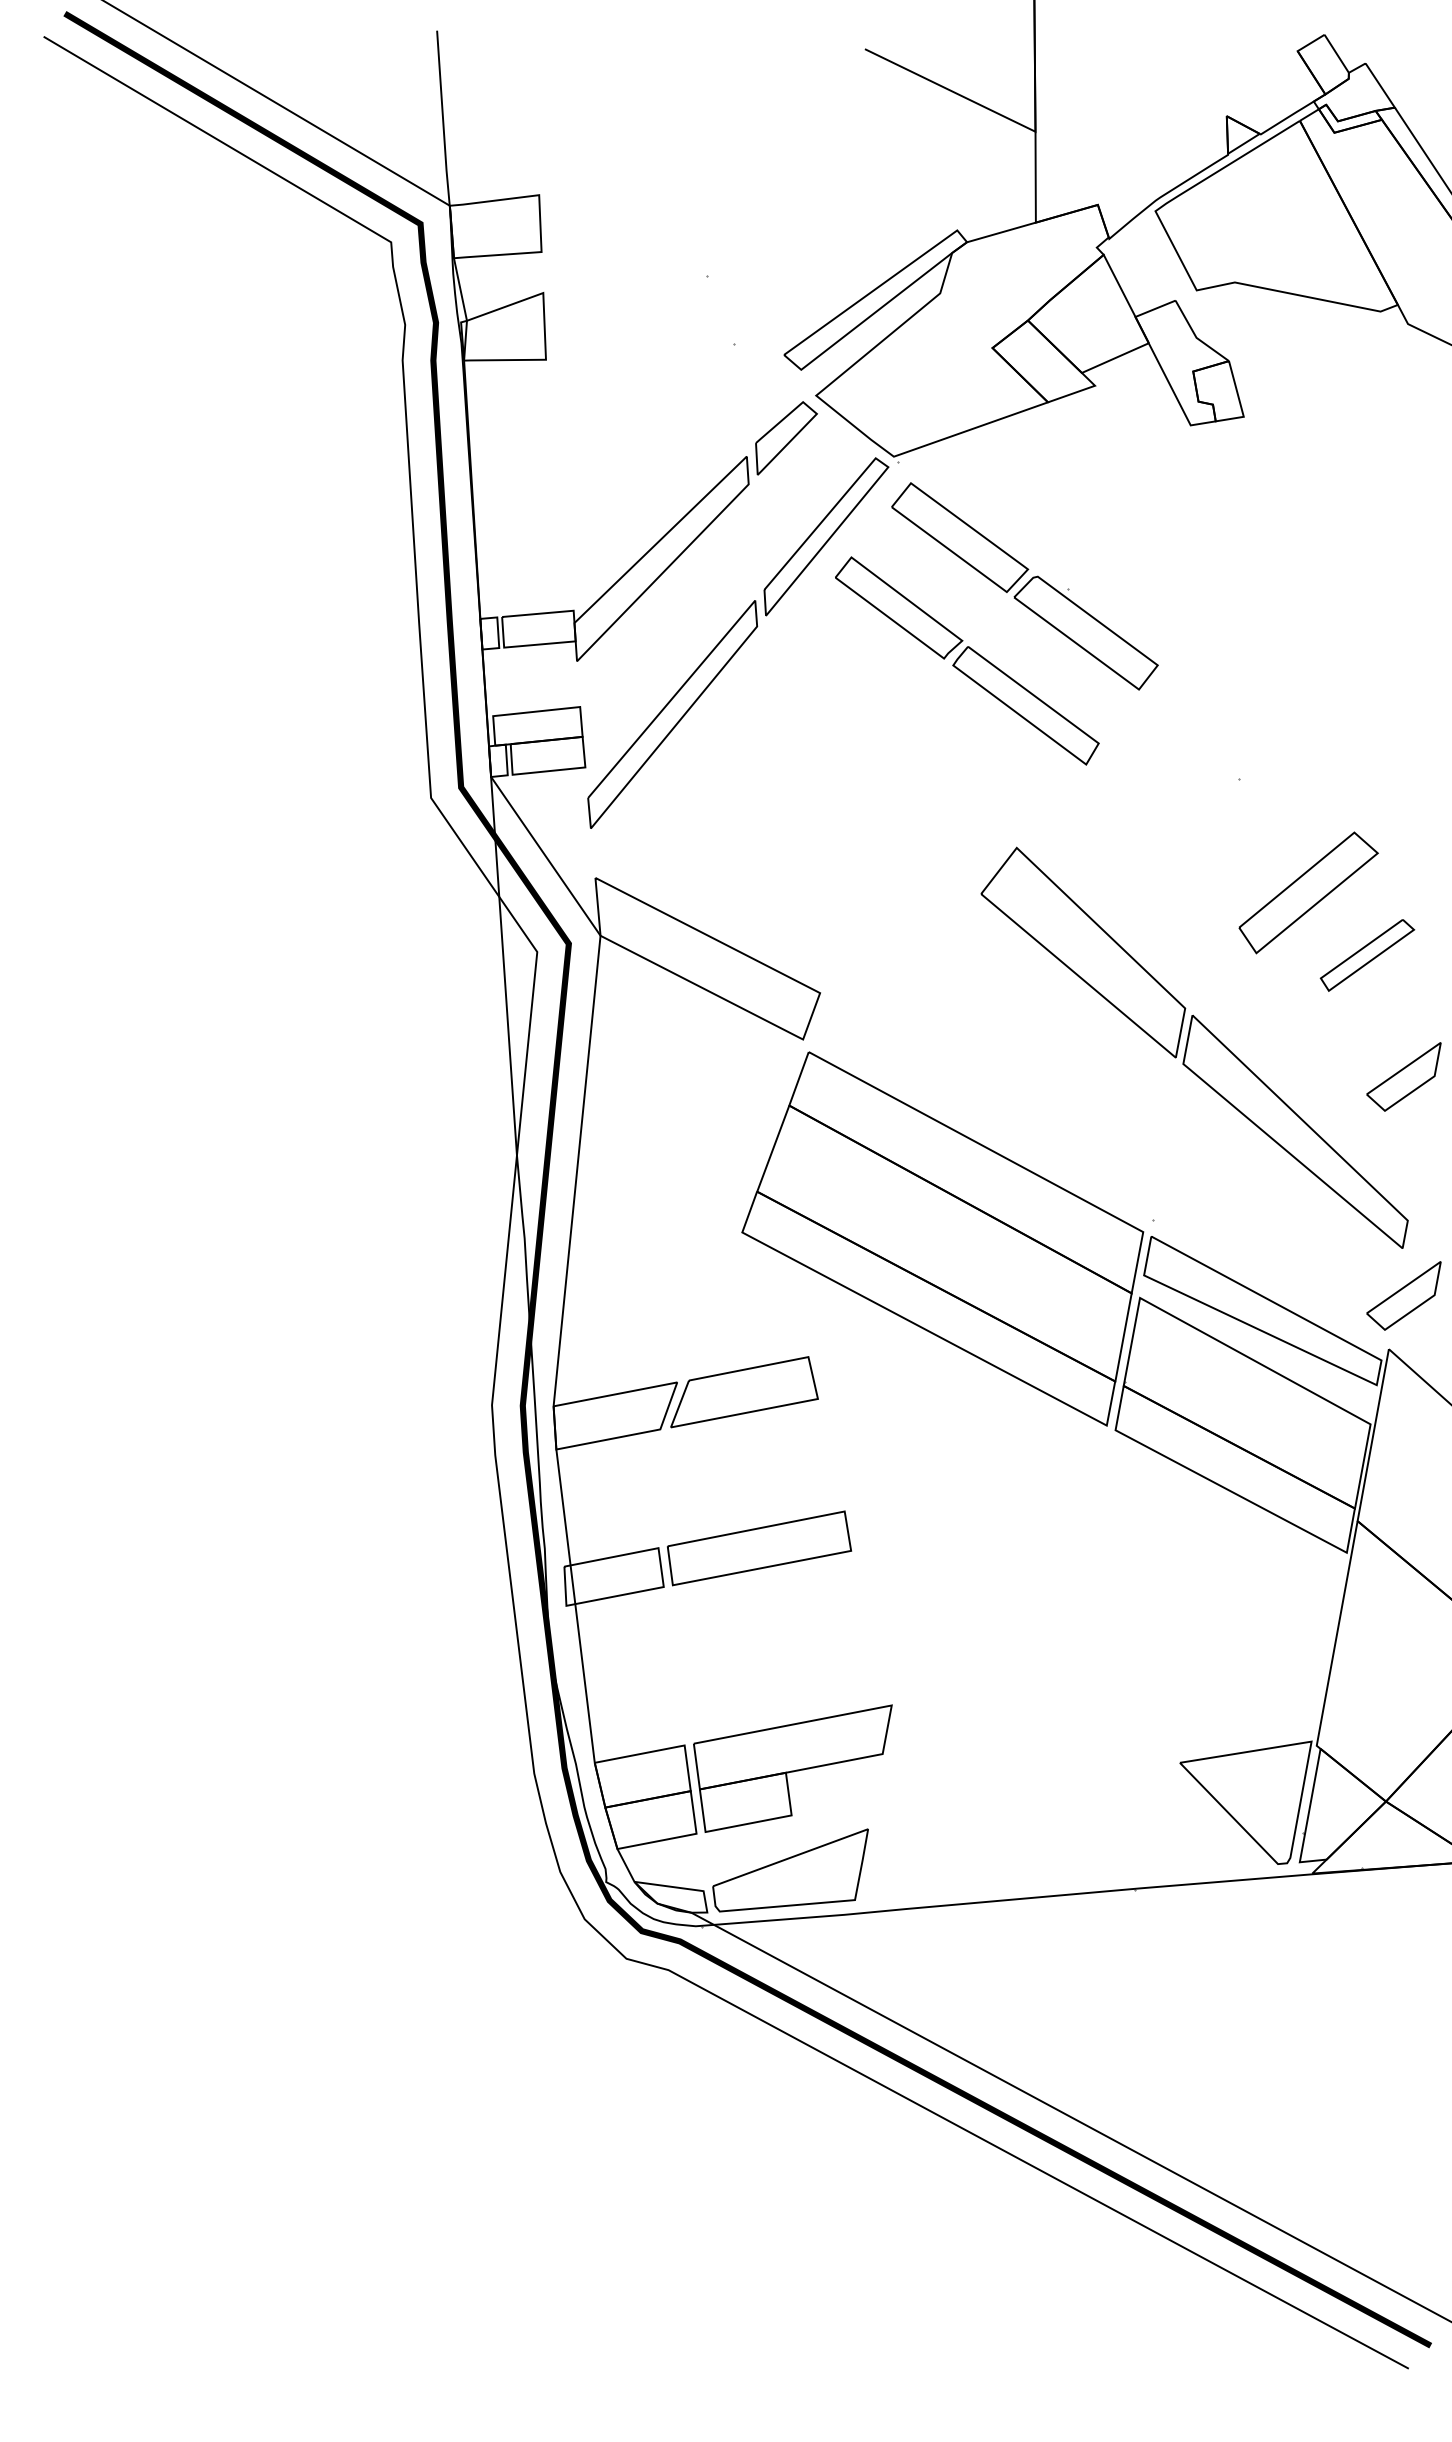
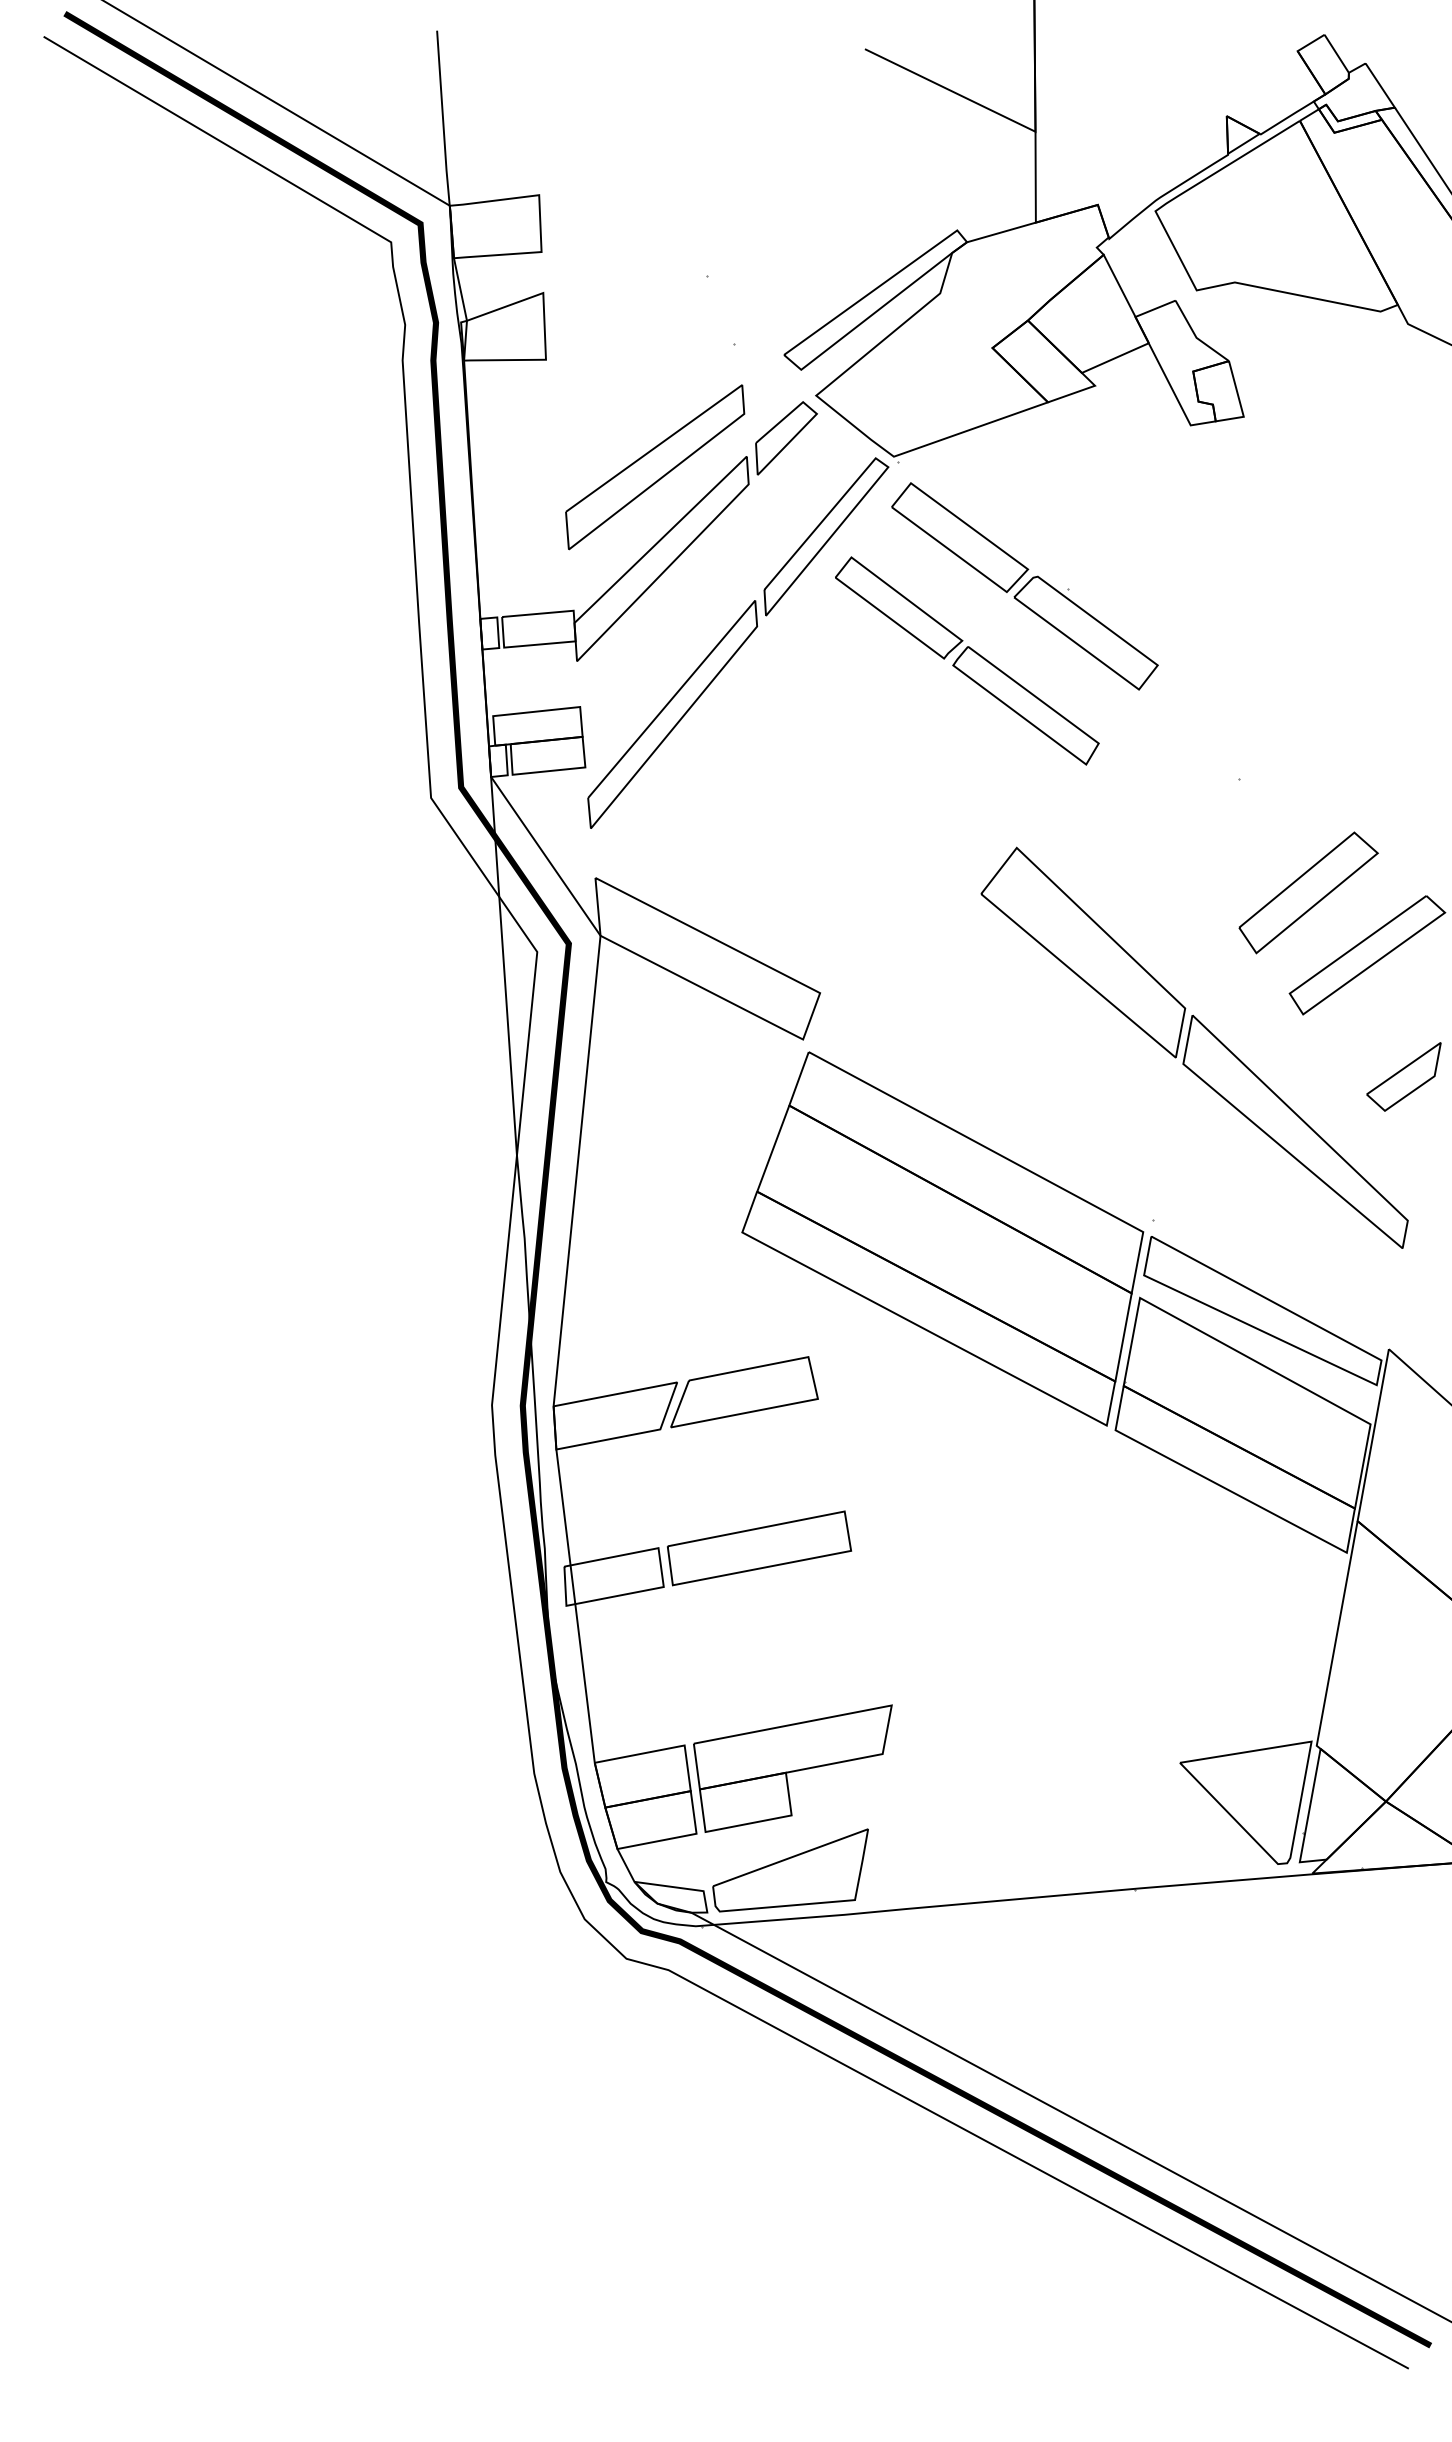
part: none -> present (655, 467)
part size: 97x73 px -> 159x121 px (1367, 955)
part: present -> none (1403, 1295)
